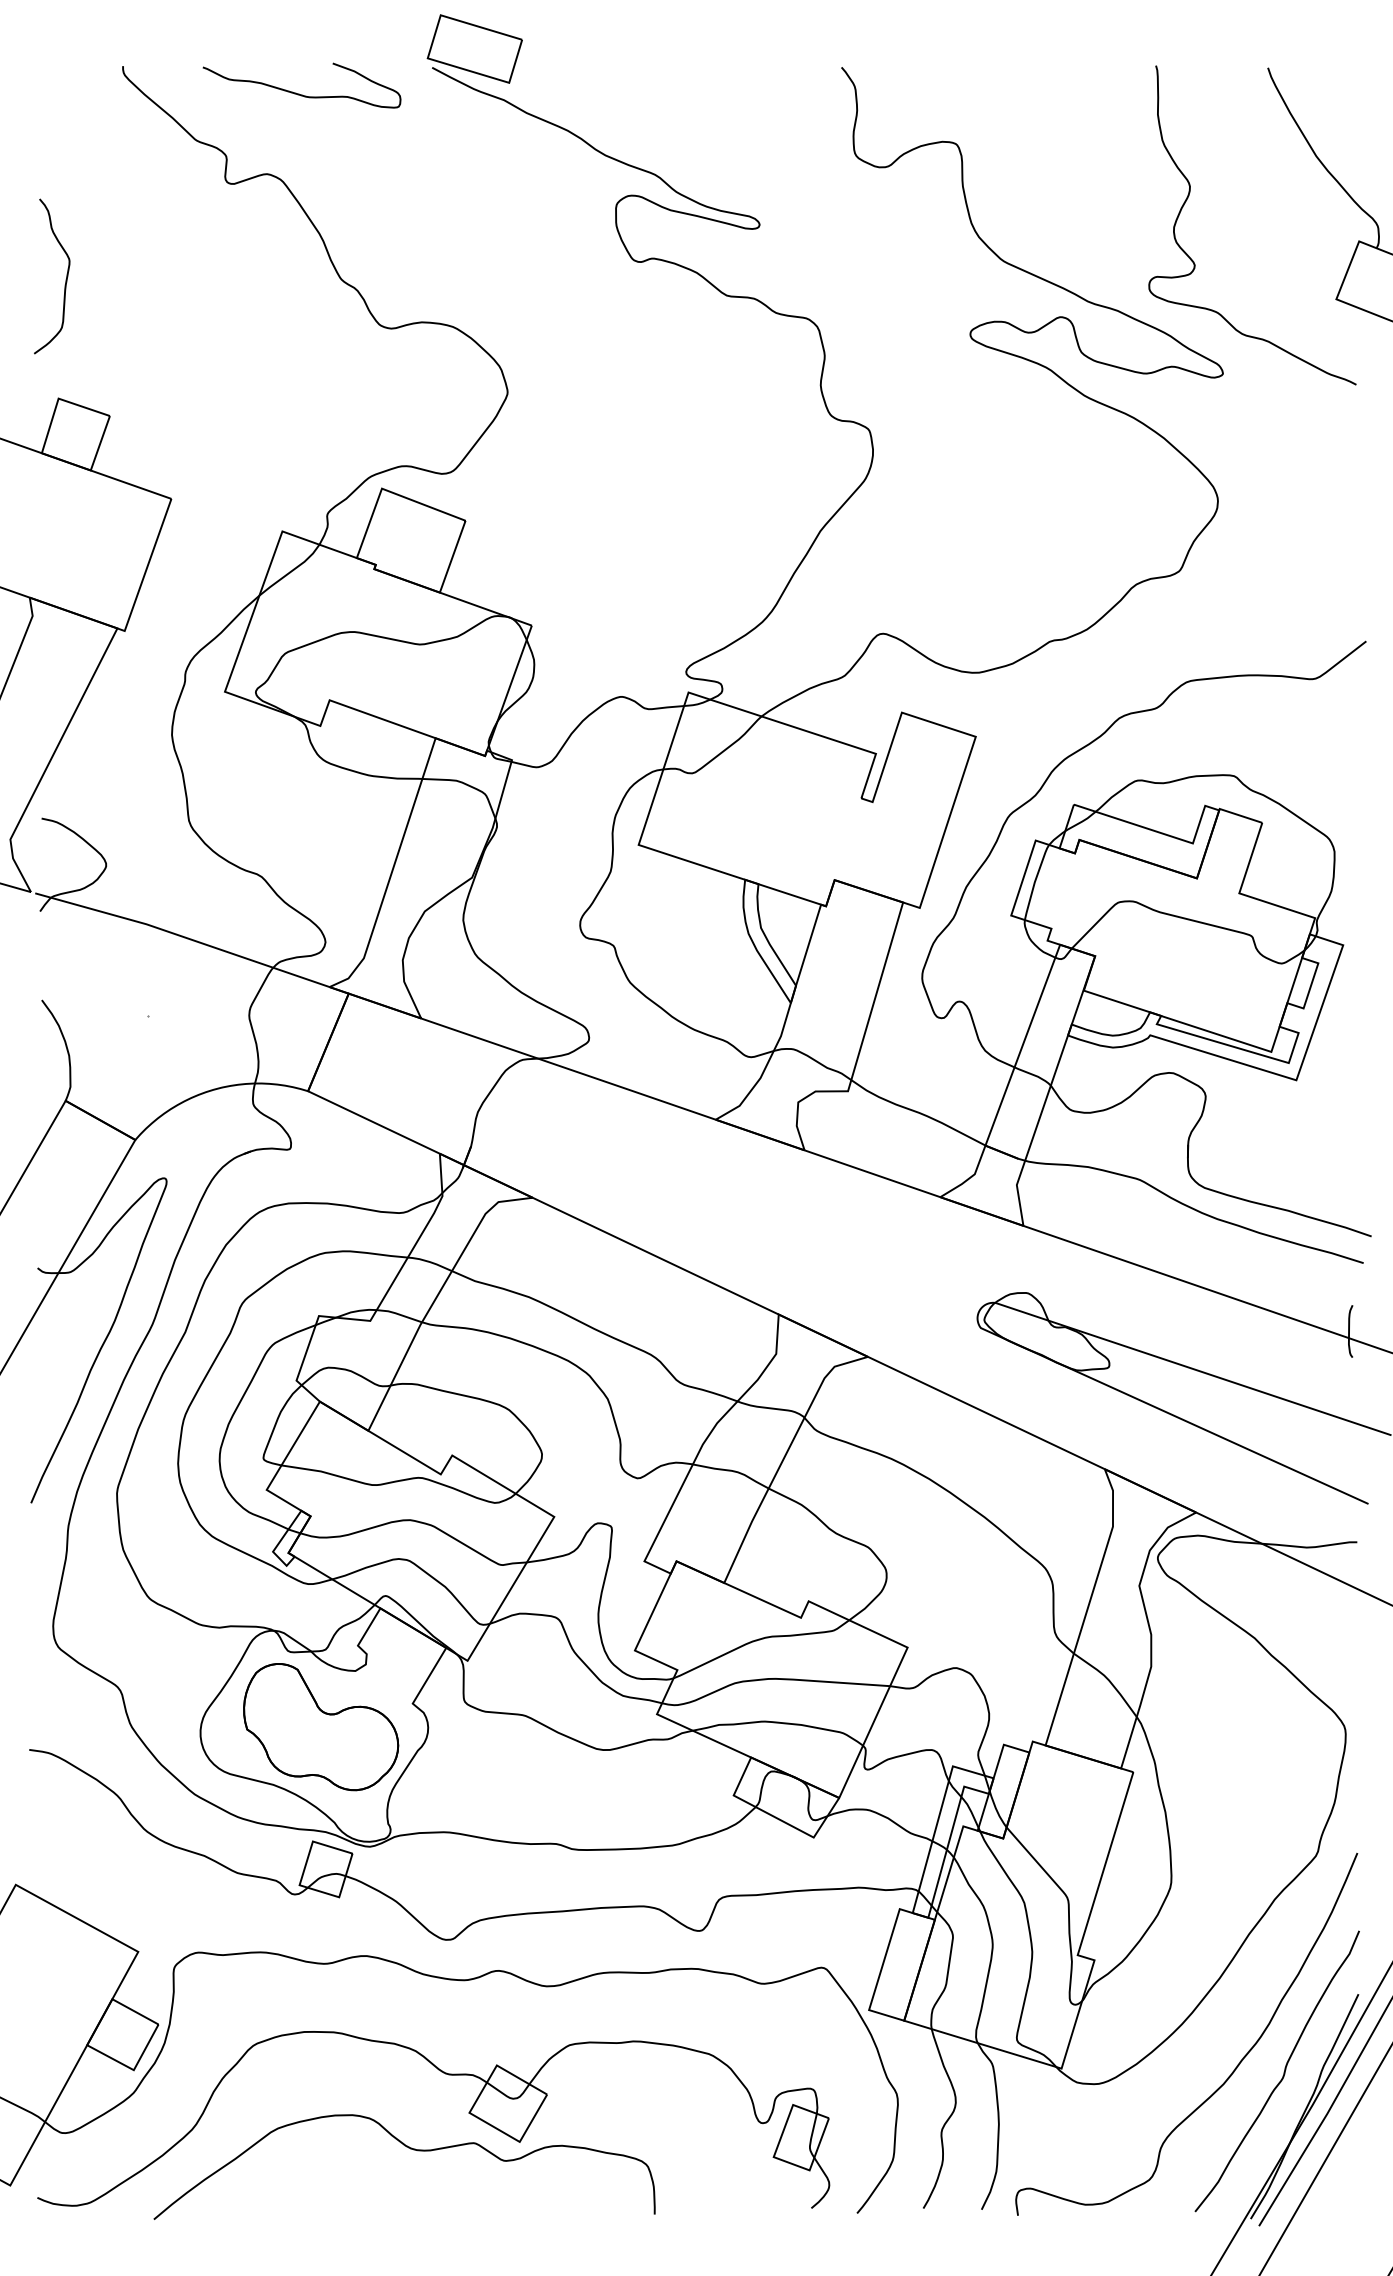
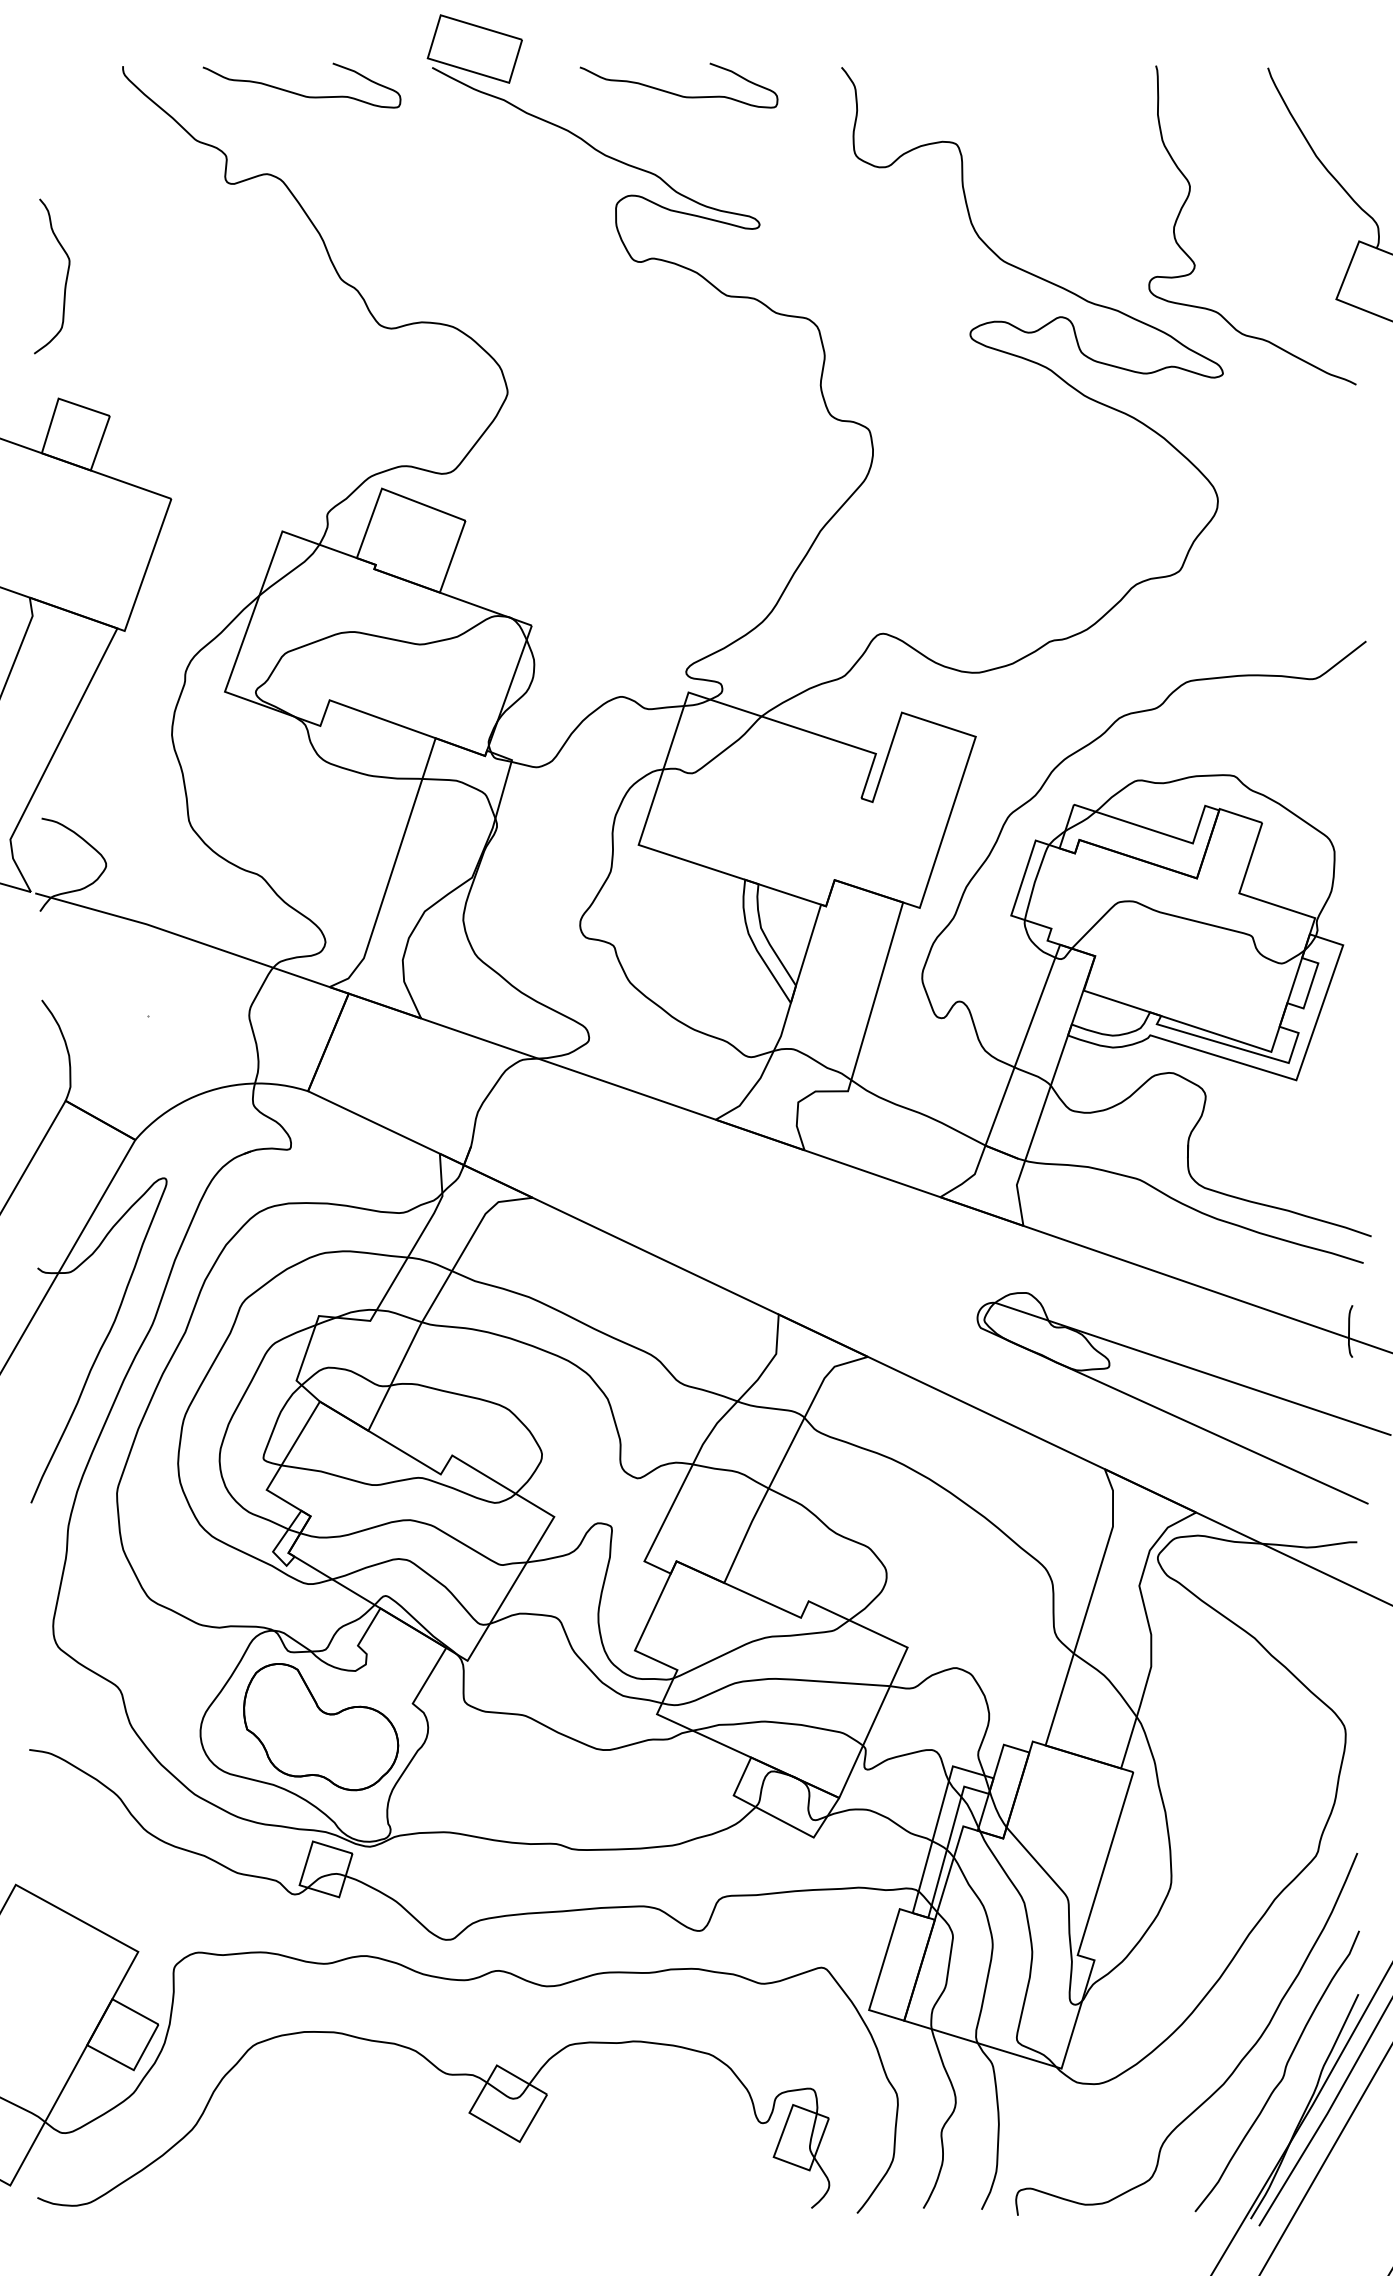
curve: none -> present (676, 93)
curve: present -> none (410, 2149)
